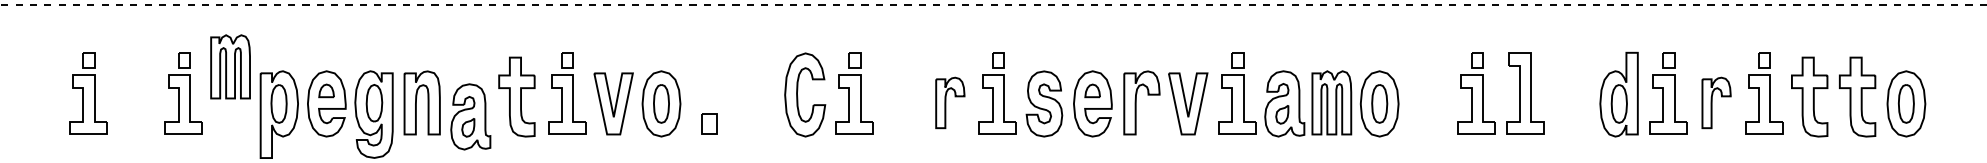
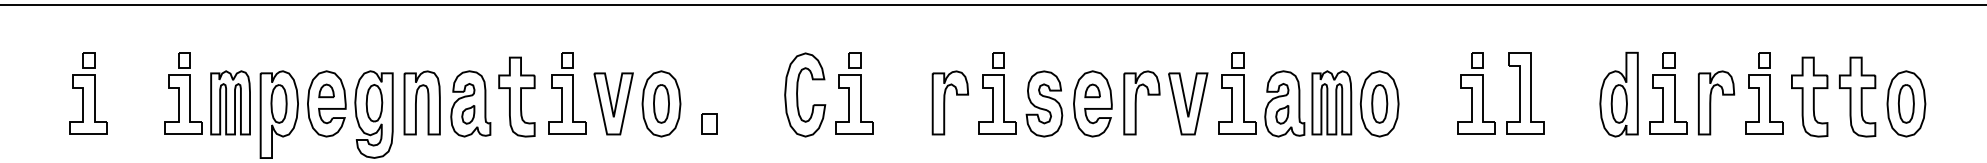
line: dashed -> solid (993, 4)
part position: (230, 66) -> (230, 102) (230, 102)
part size: 31x54 px -> 38x66 px (949, 102)
part size: 31x54 px -> 38x66 px (1716, 102)
part position: (470, 116) -> (470, 103) (470, 103)
